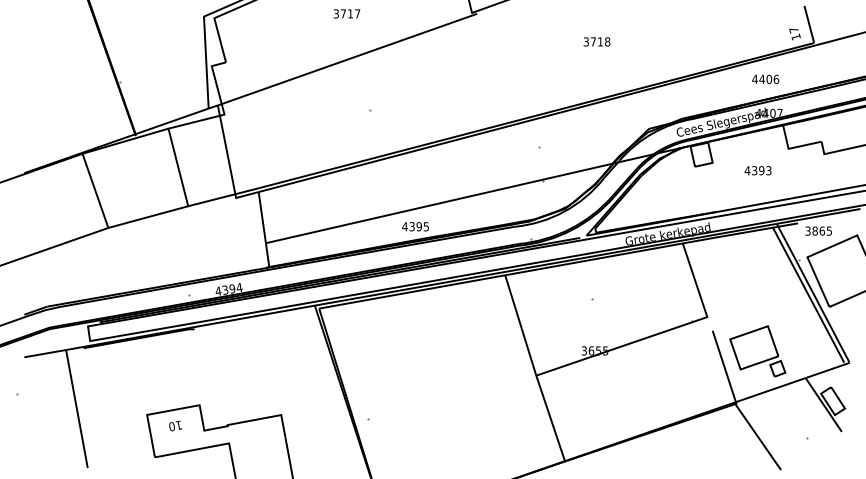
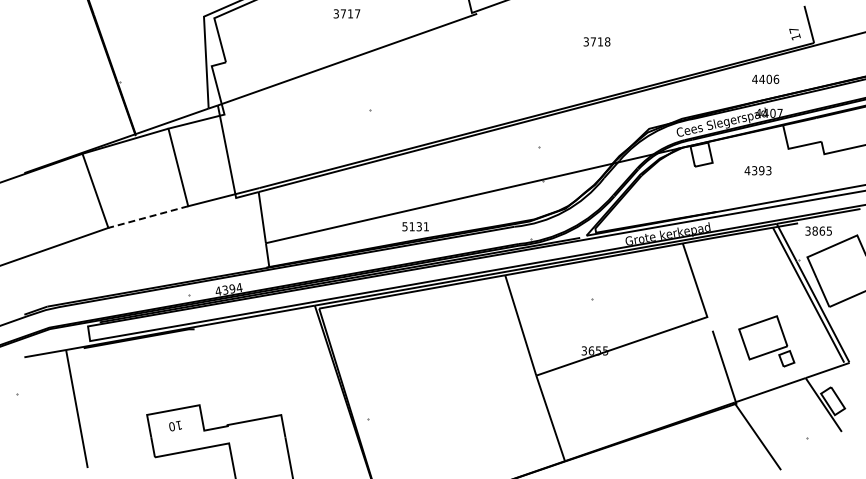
line: solid -> dashed (147, 217)
text: 4395 -> 5131 (415, 226)
part position: (757, 351) -> (766, 341) (766, 341)
